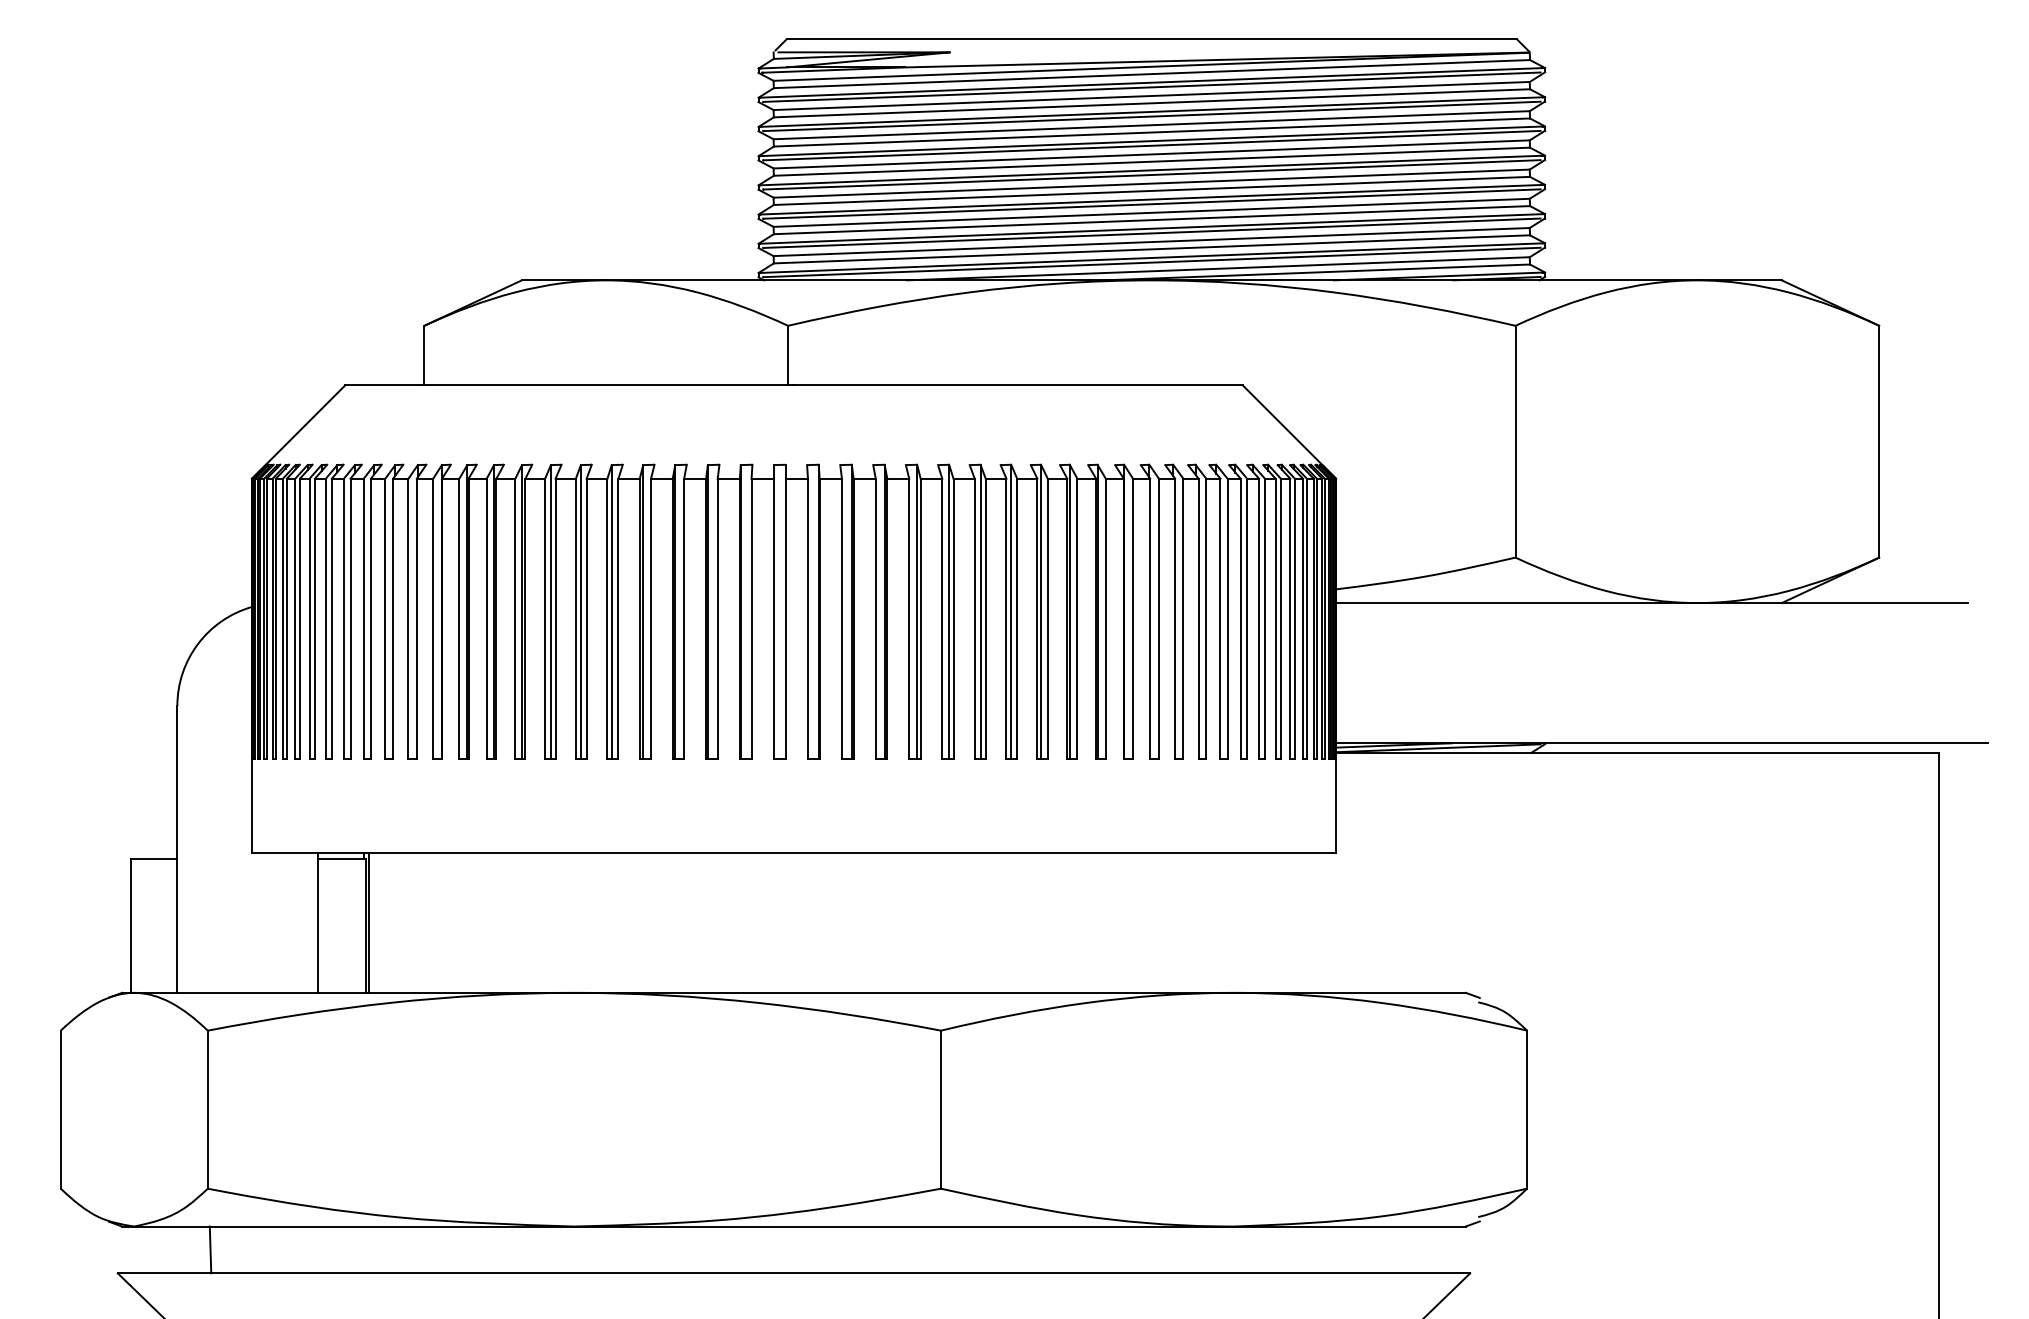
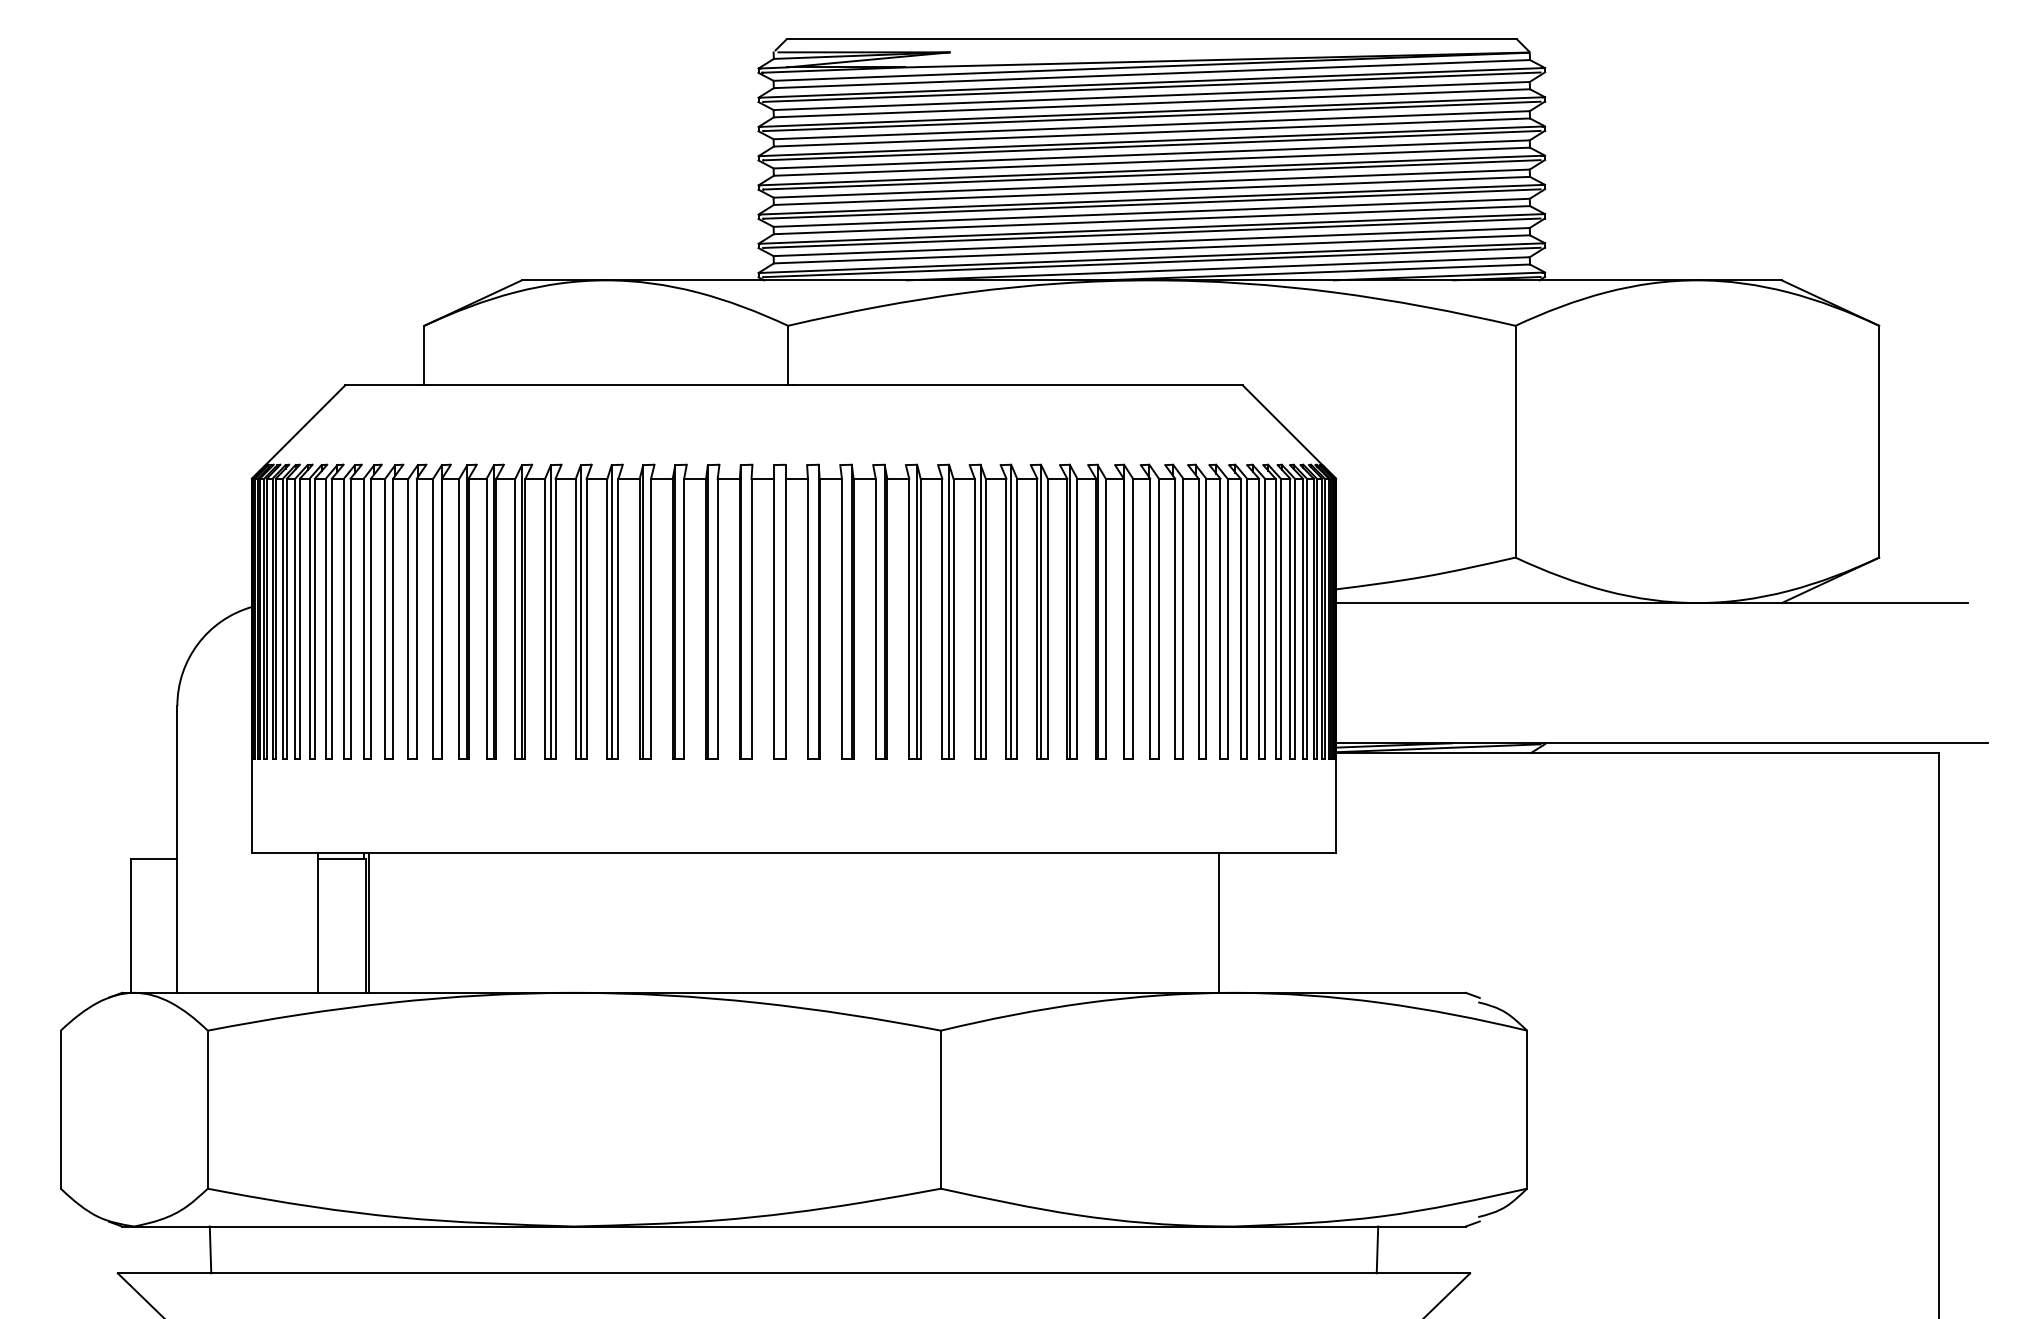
line: none -> present (1219, 922)
line: none -> present (1377, 1249)
